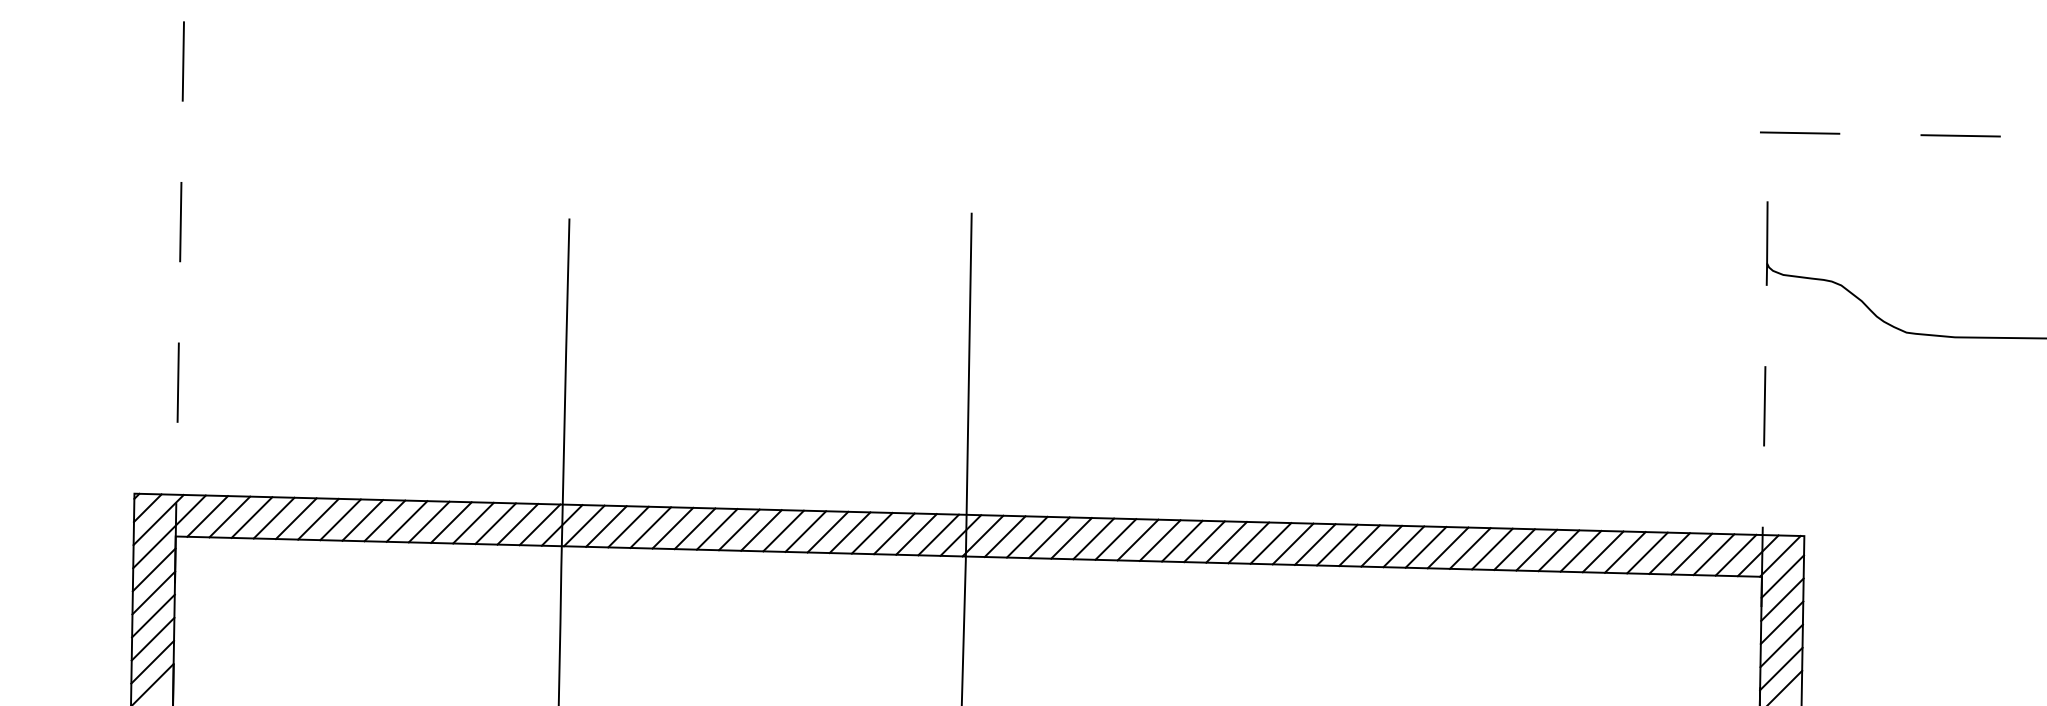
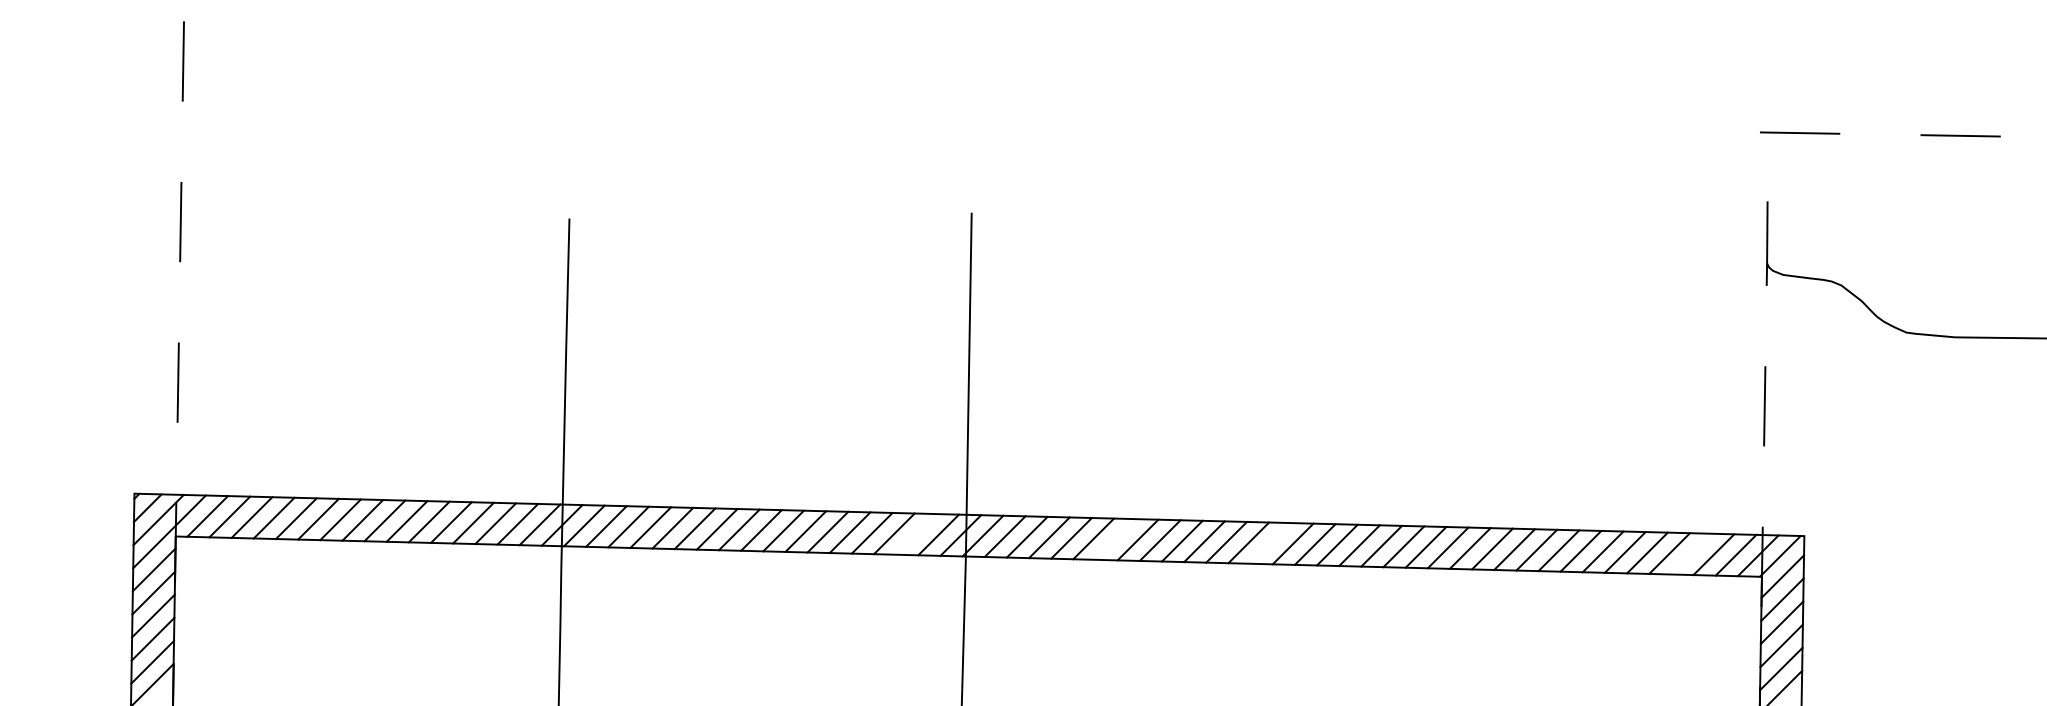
line: present -> none (916, 534)
line: present -> none (1115, 539)
line: present -> none (1270, 543)
line: present -> none (1691, 553)
